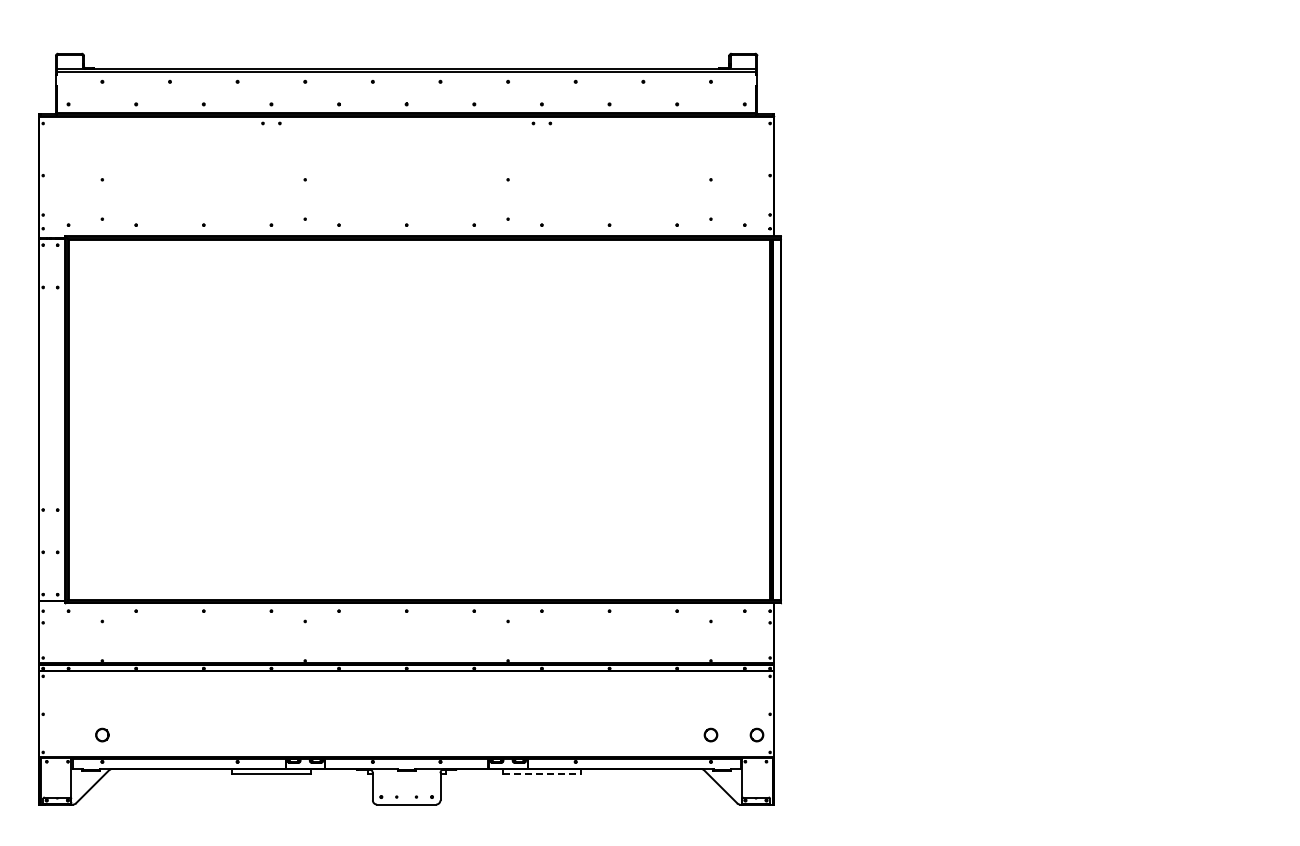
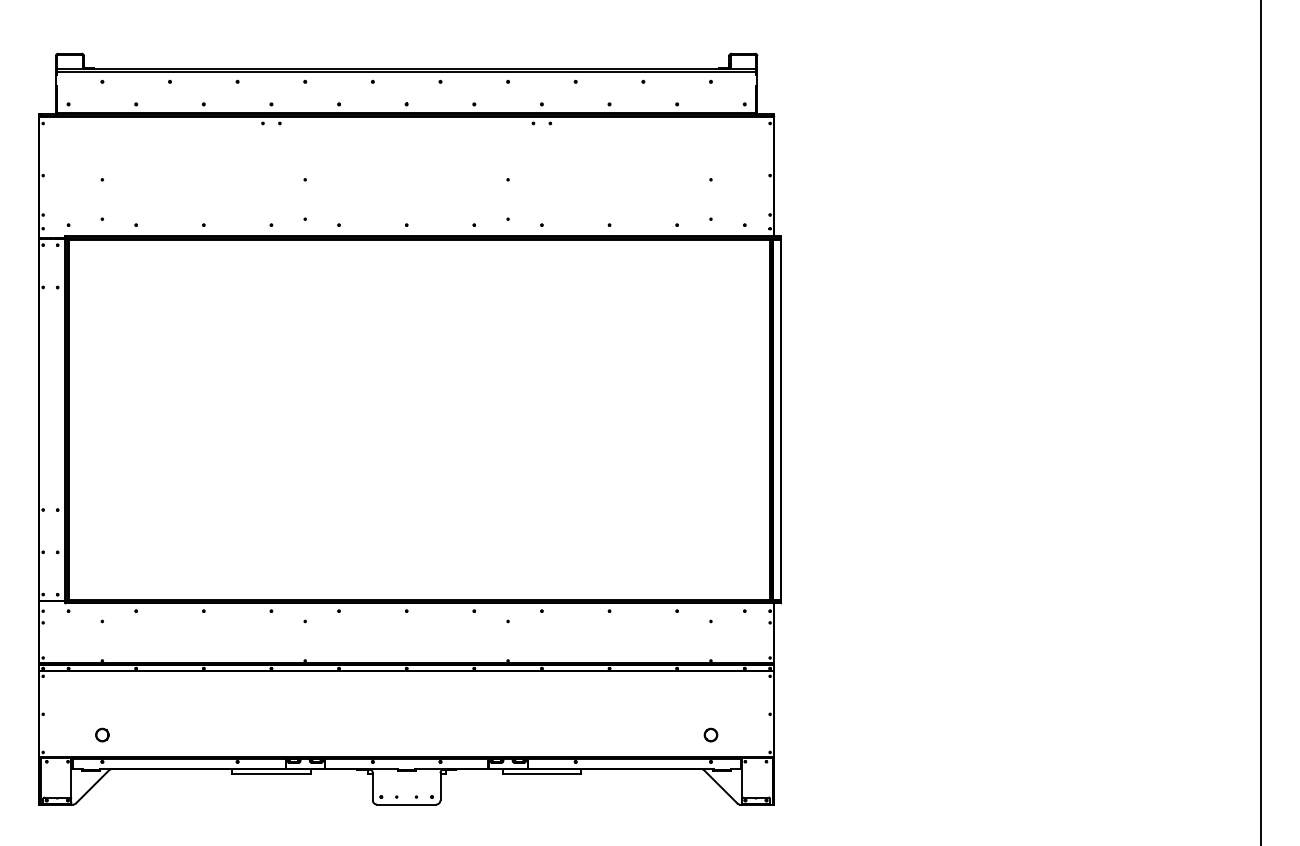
line: none -> present (1260, 422)
part: present -> none (756, 734)
line: dashed -> solid (542, 774)
